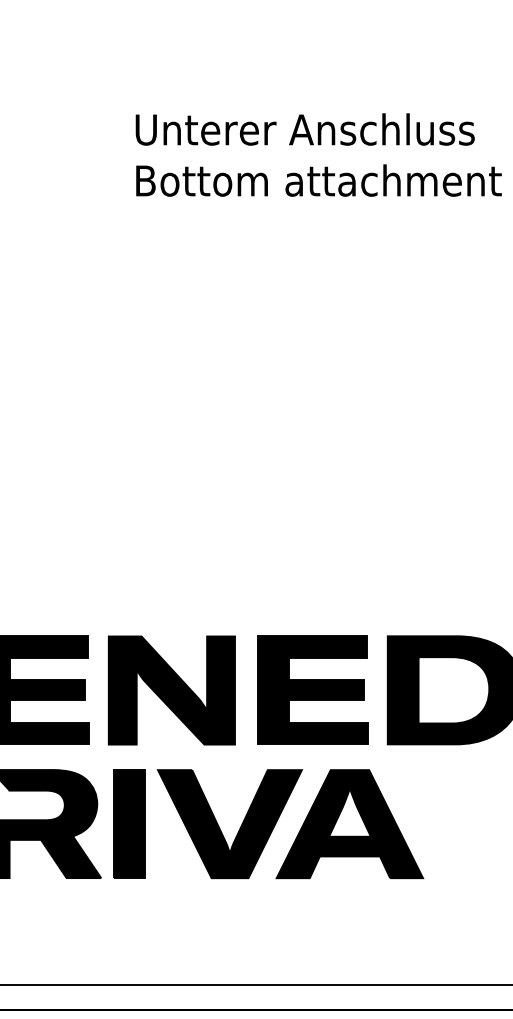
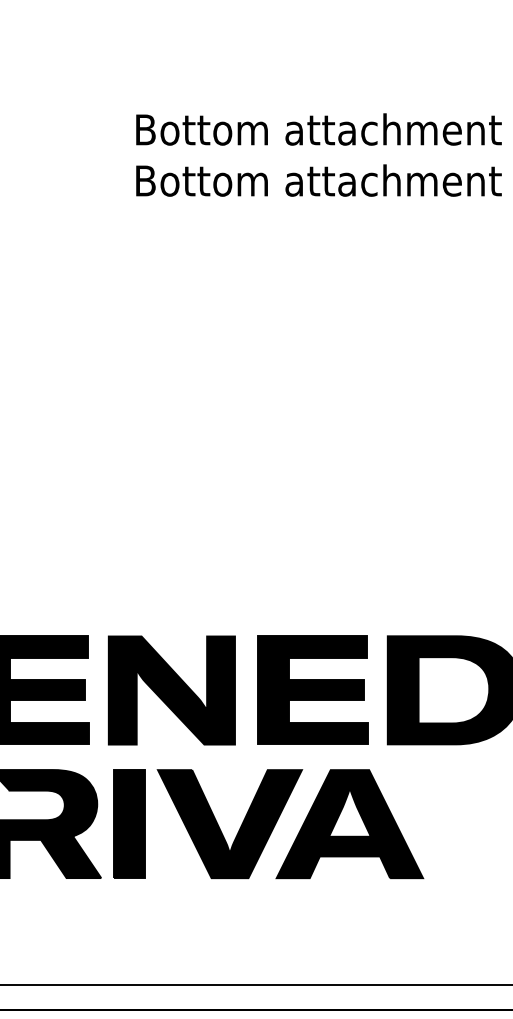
text: Unterer Anschluss -> Bottom attachment (318, 129)
